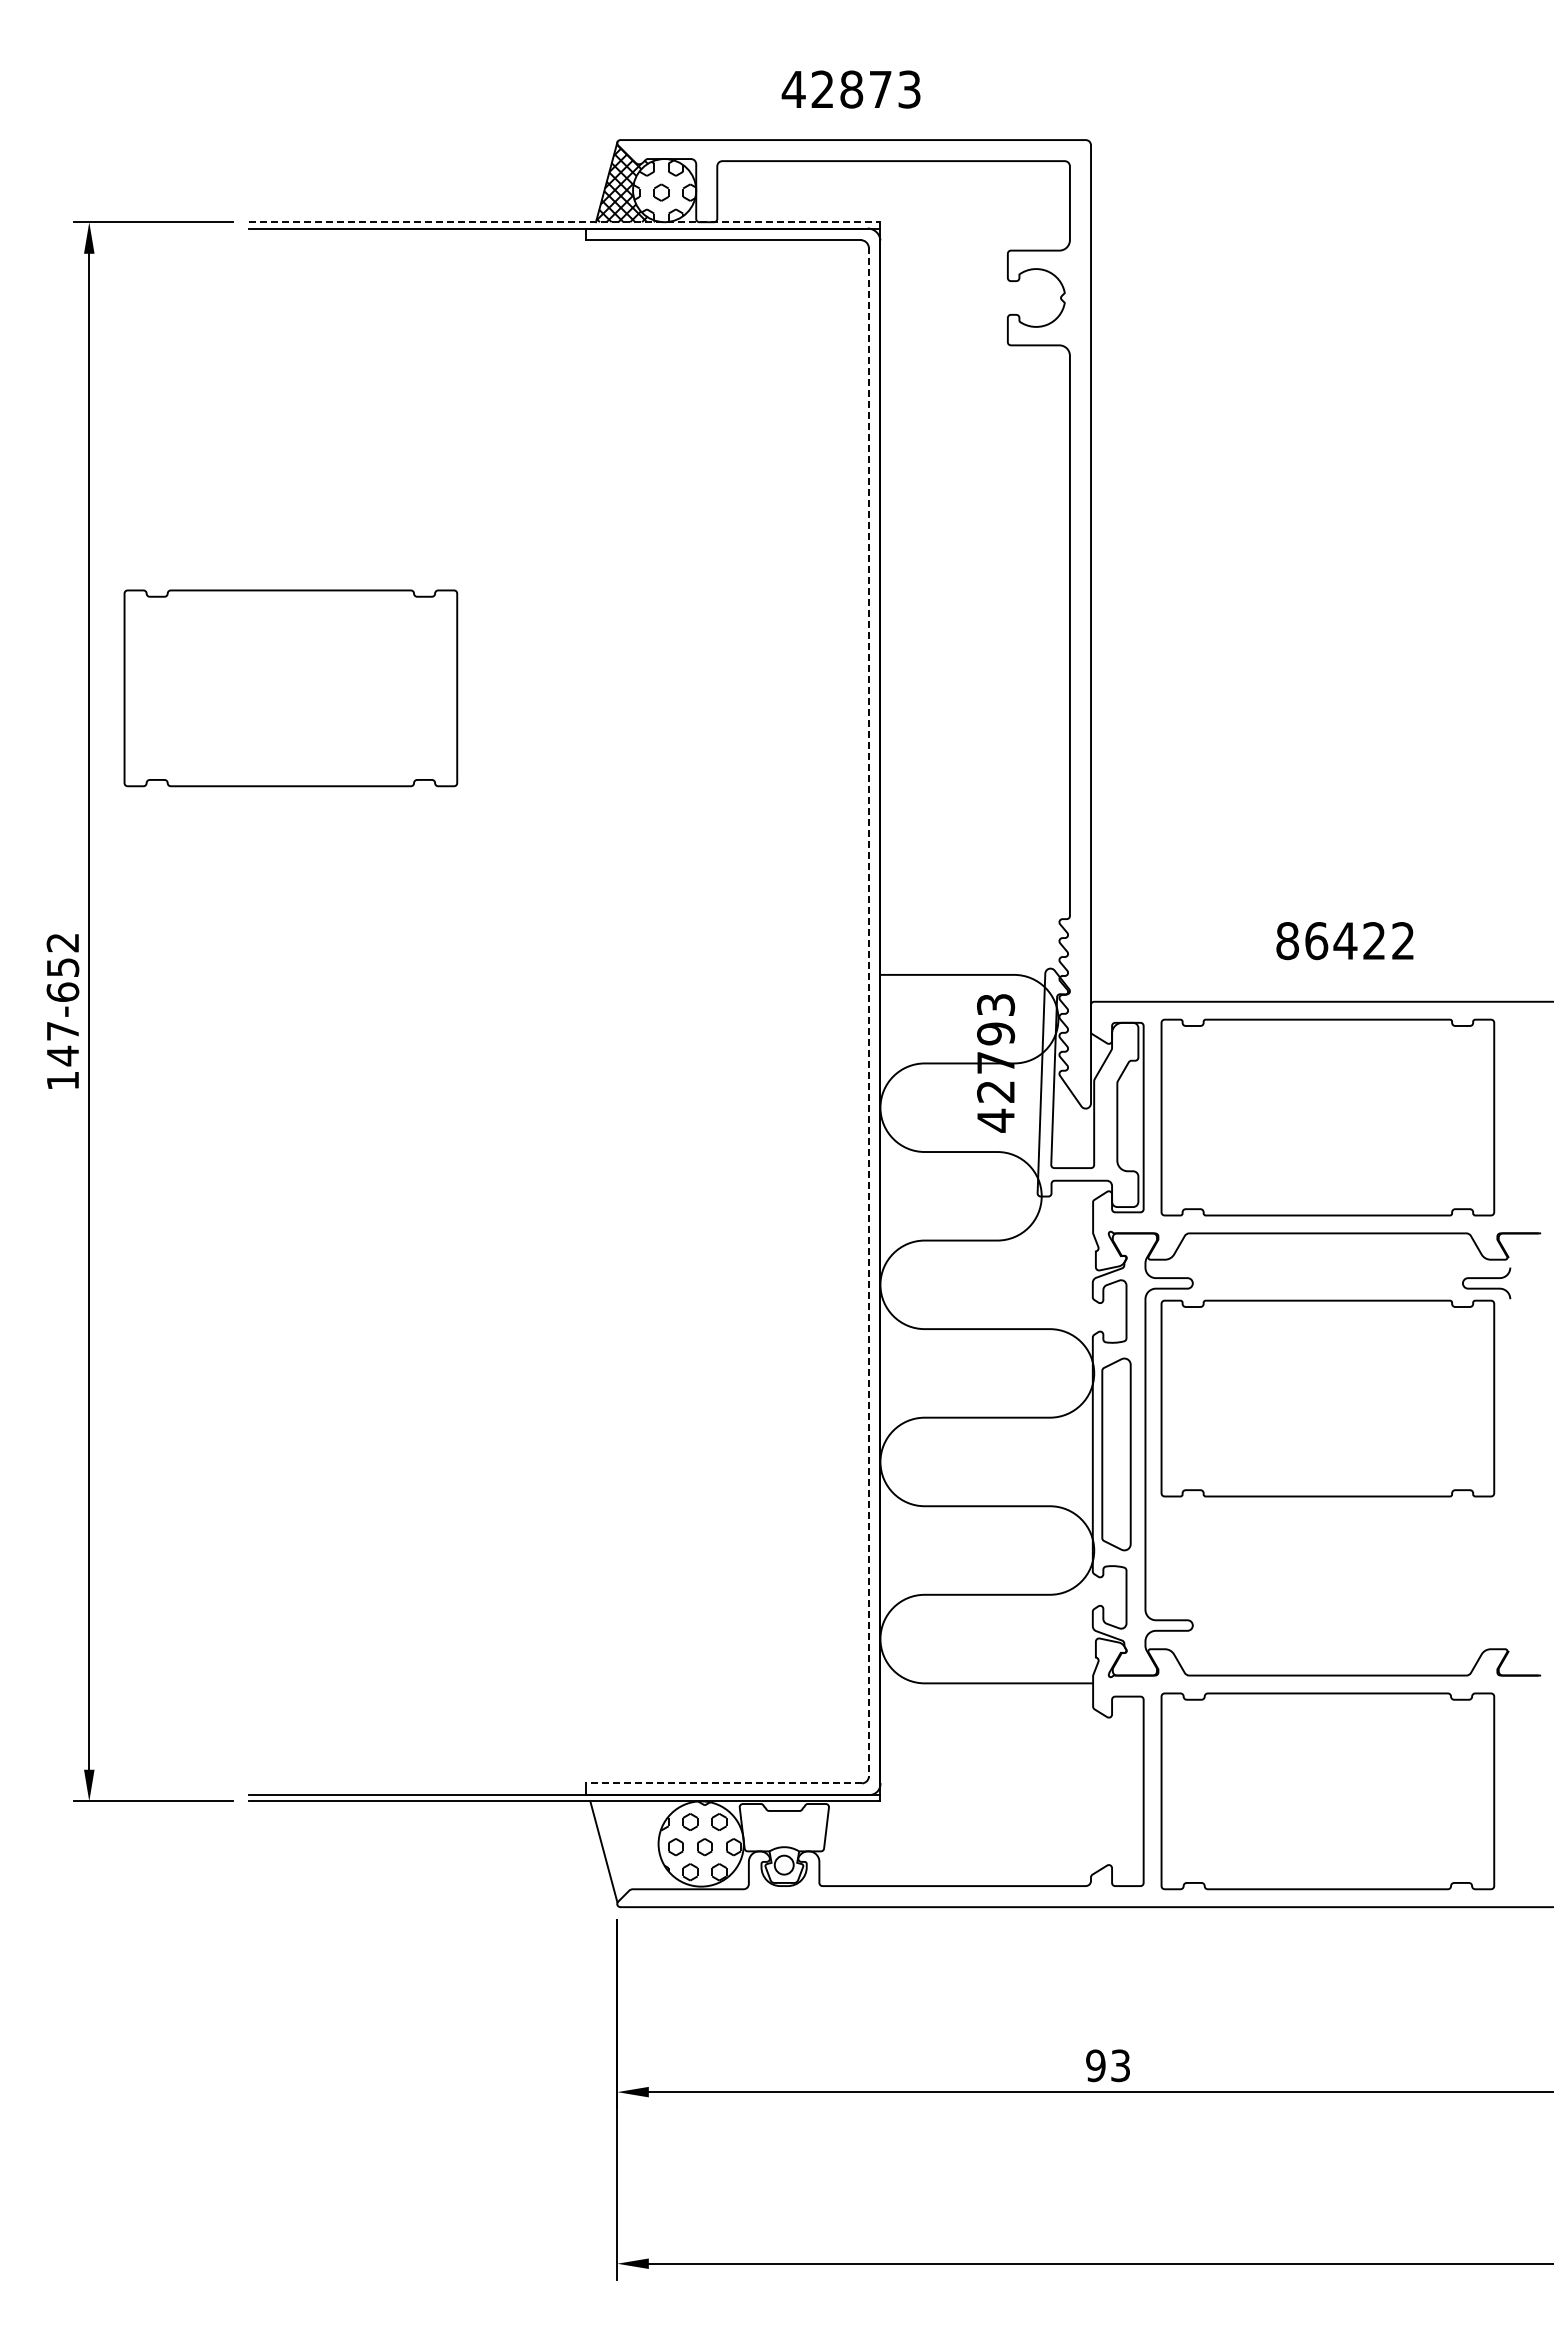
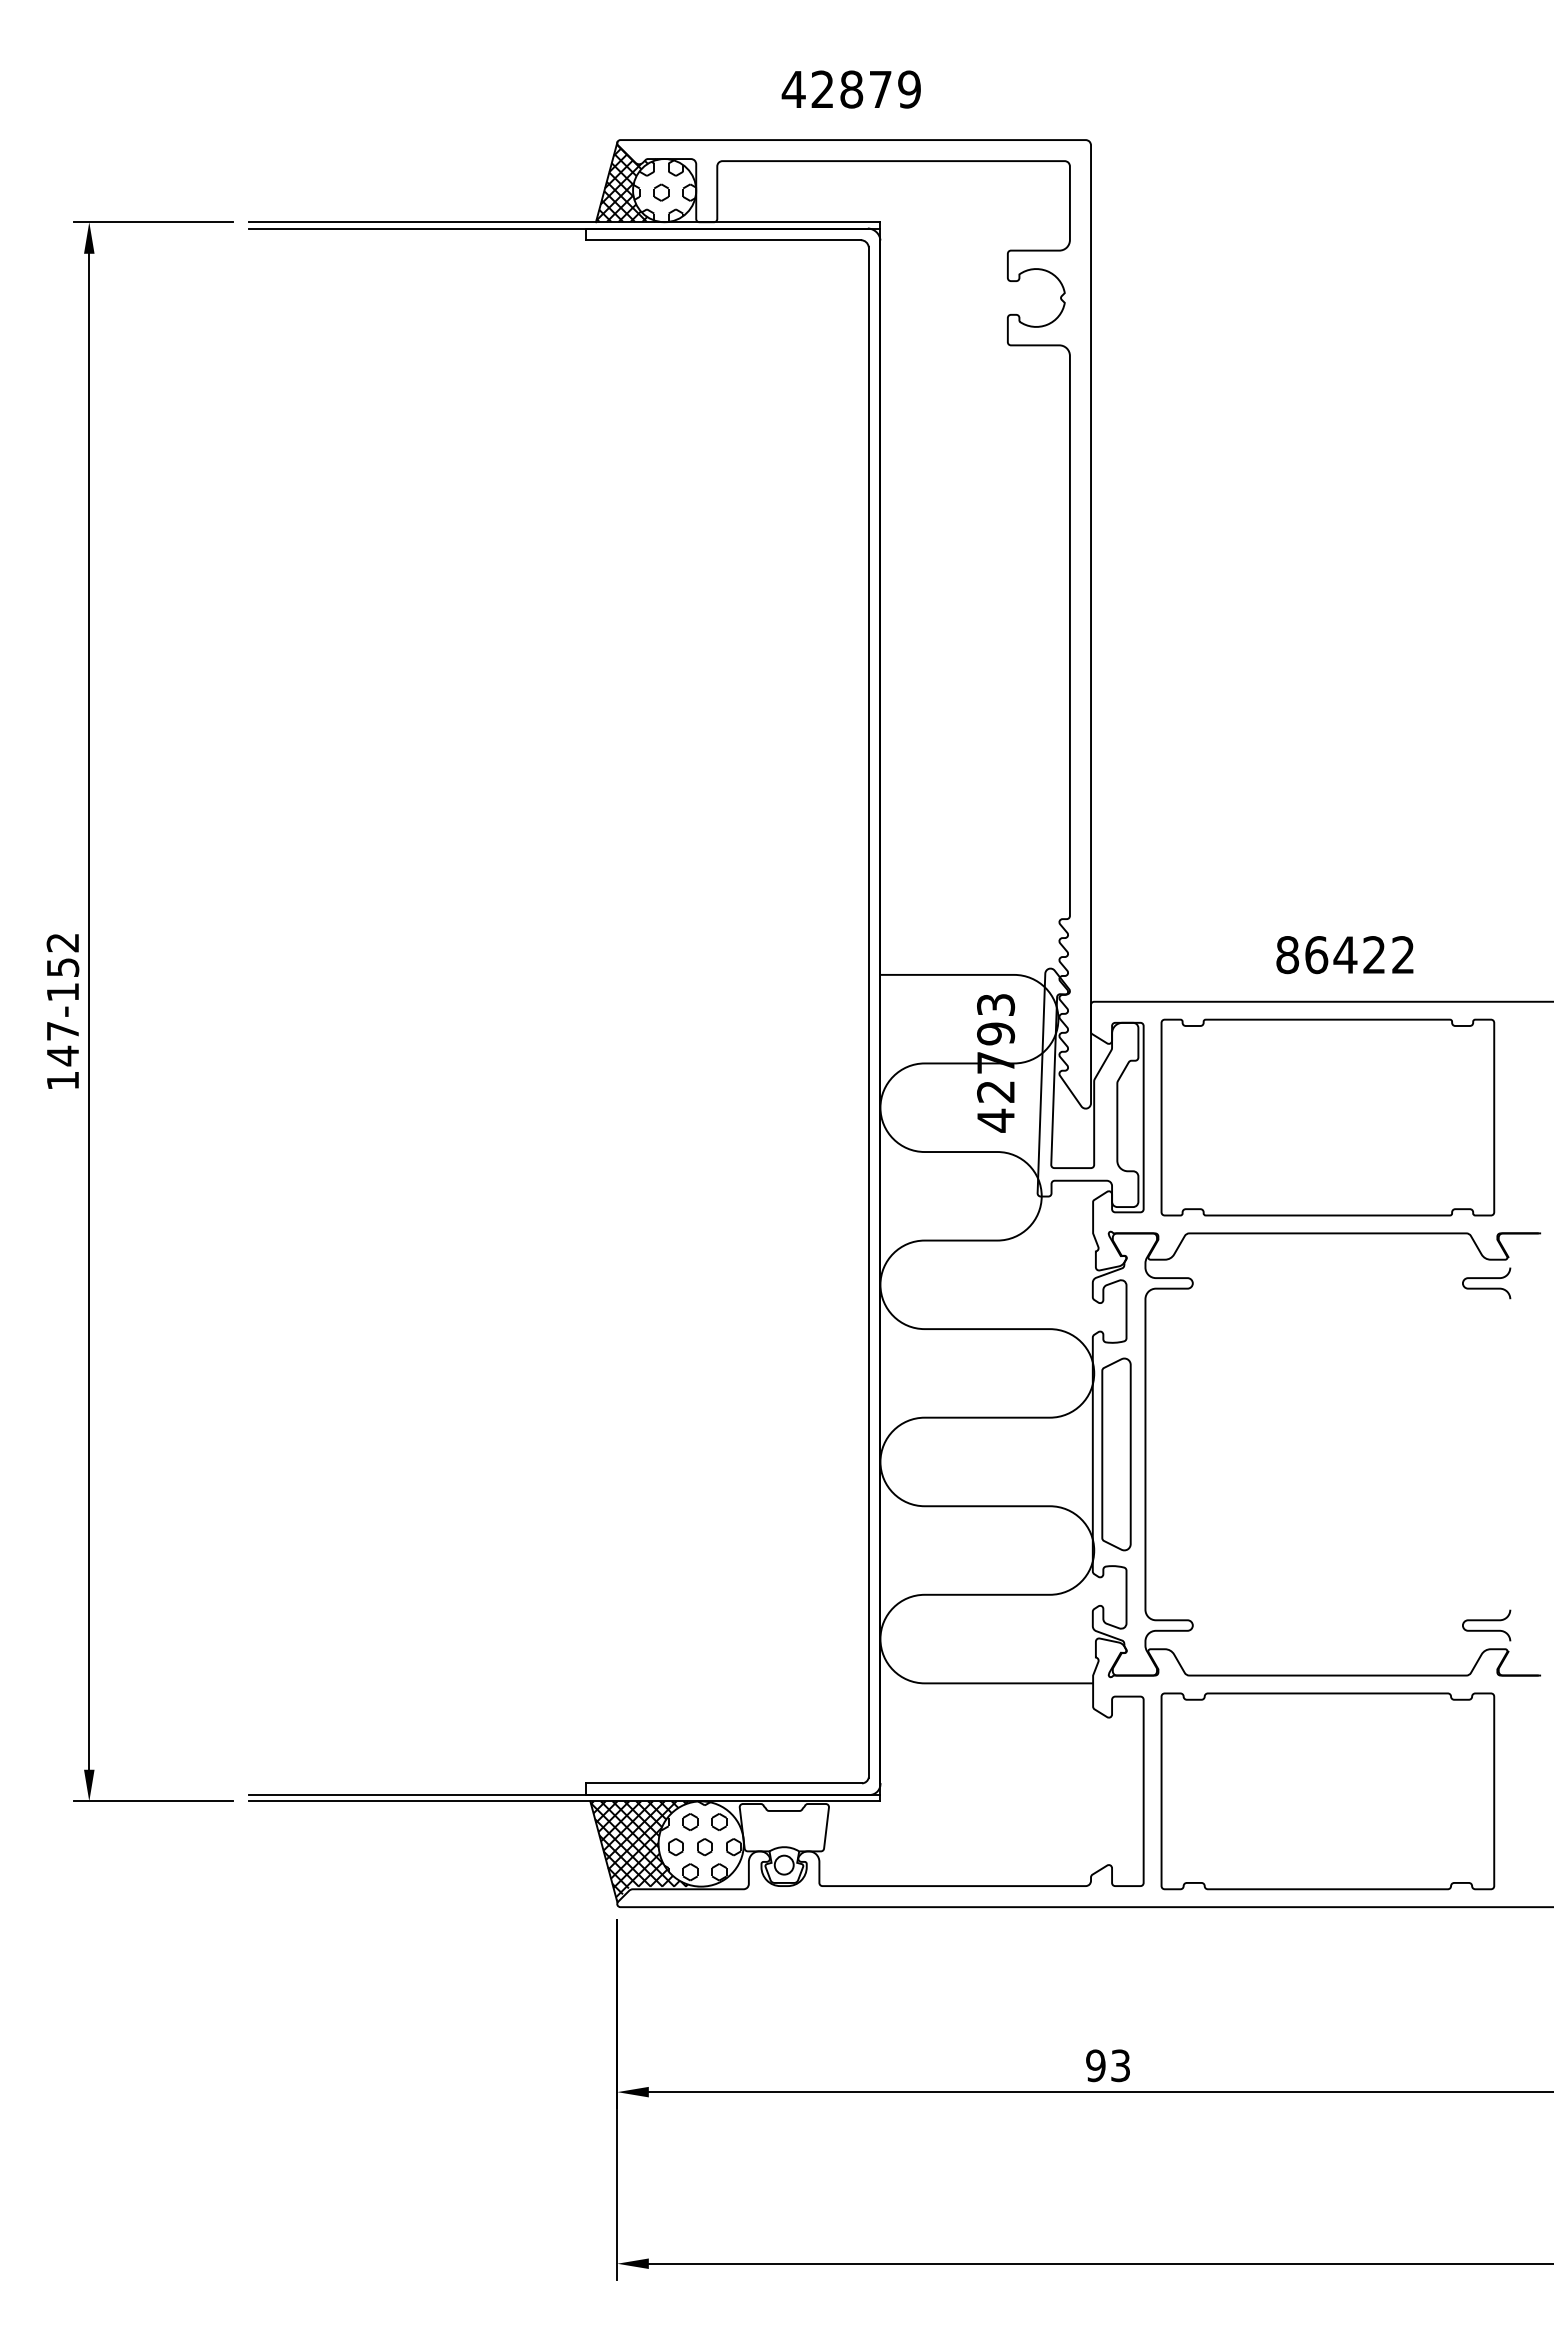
text: 42873 -> 42879 (909, 89)
line: dashed -> solid (564, 222)
part: present -> none (290, 688)
text position: (1344, 941) -> (1344, 955) (1344, 955)
text: 147-652 -> 147-152 (62, 991)
line: dashed -> solid (868, 1012)
part: present -> none (1327, 1398)
curve: none -> present (1486, 1621)
line: dashed -> solid (723, 1783)
hatch: none -> present (645, 1850)
